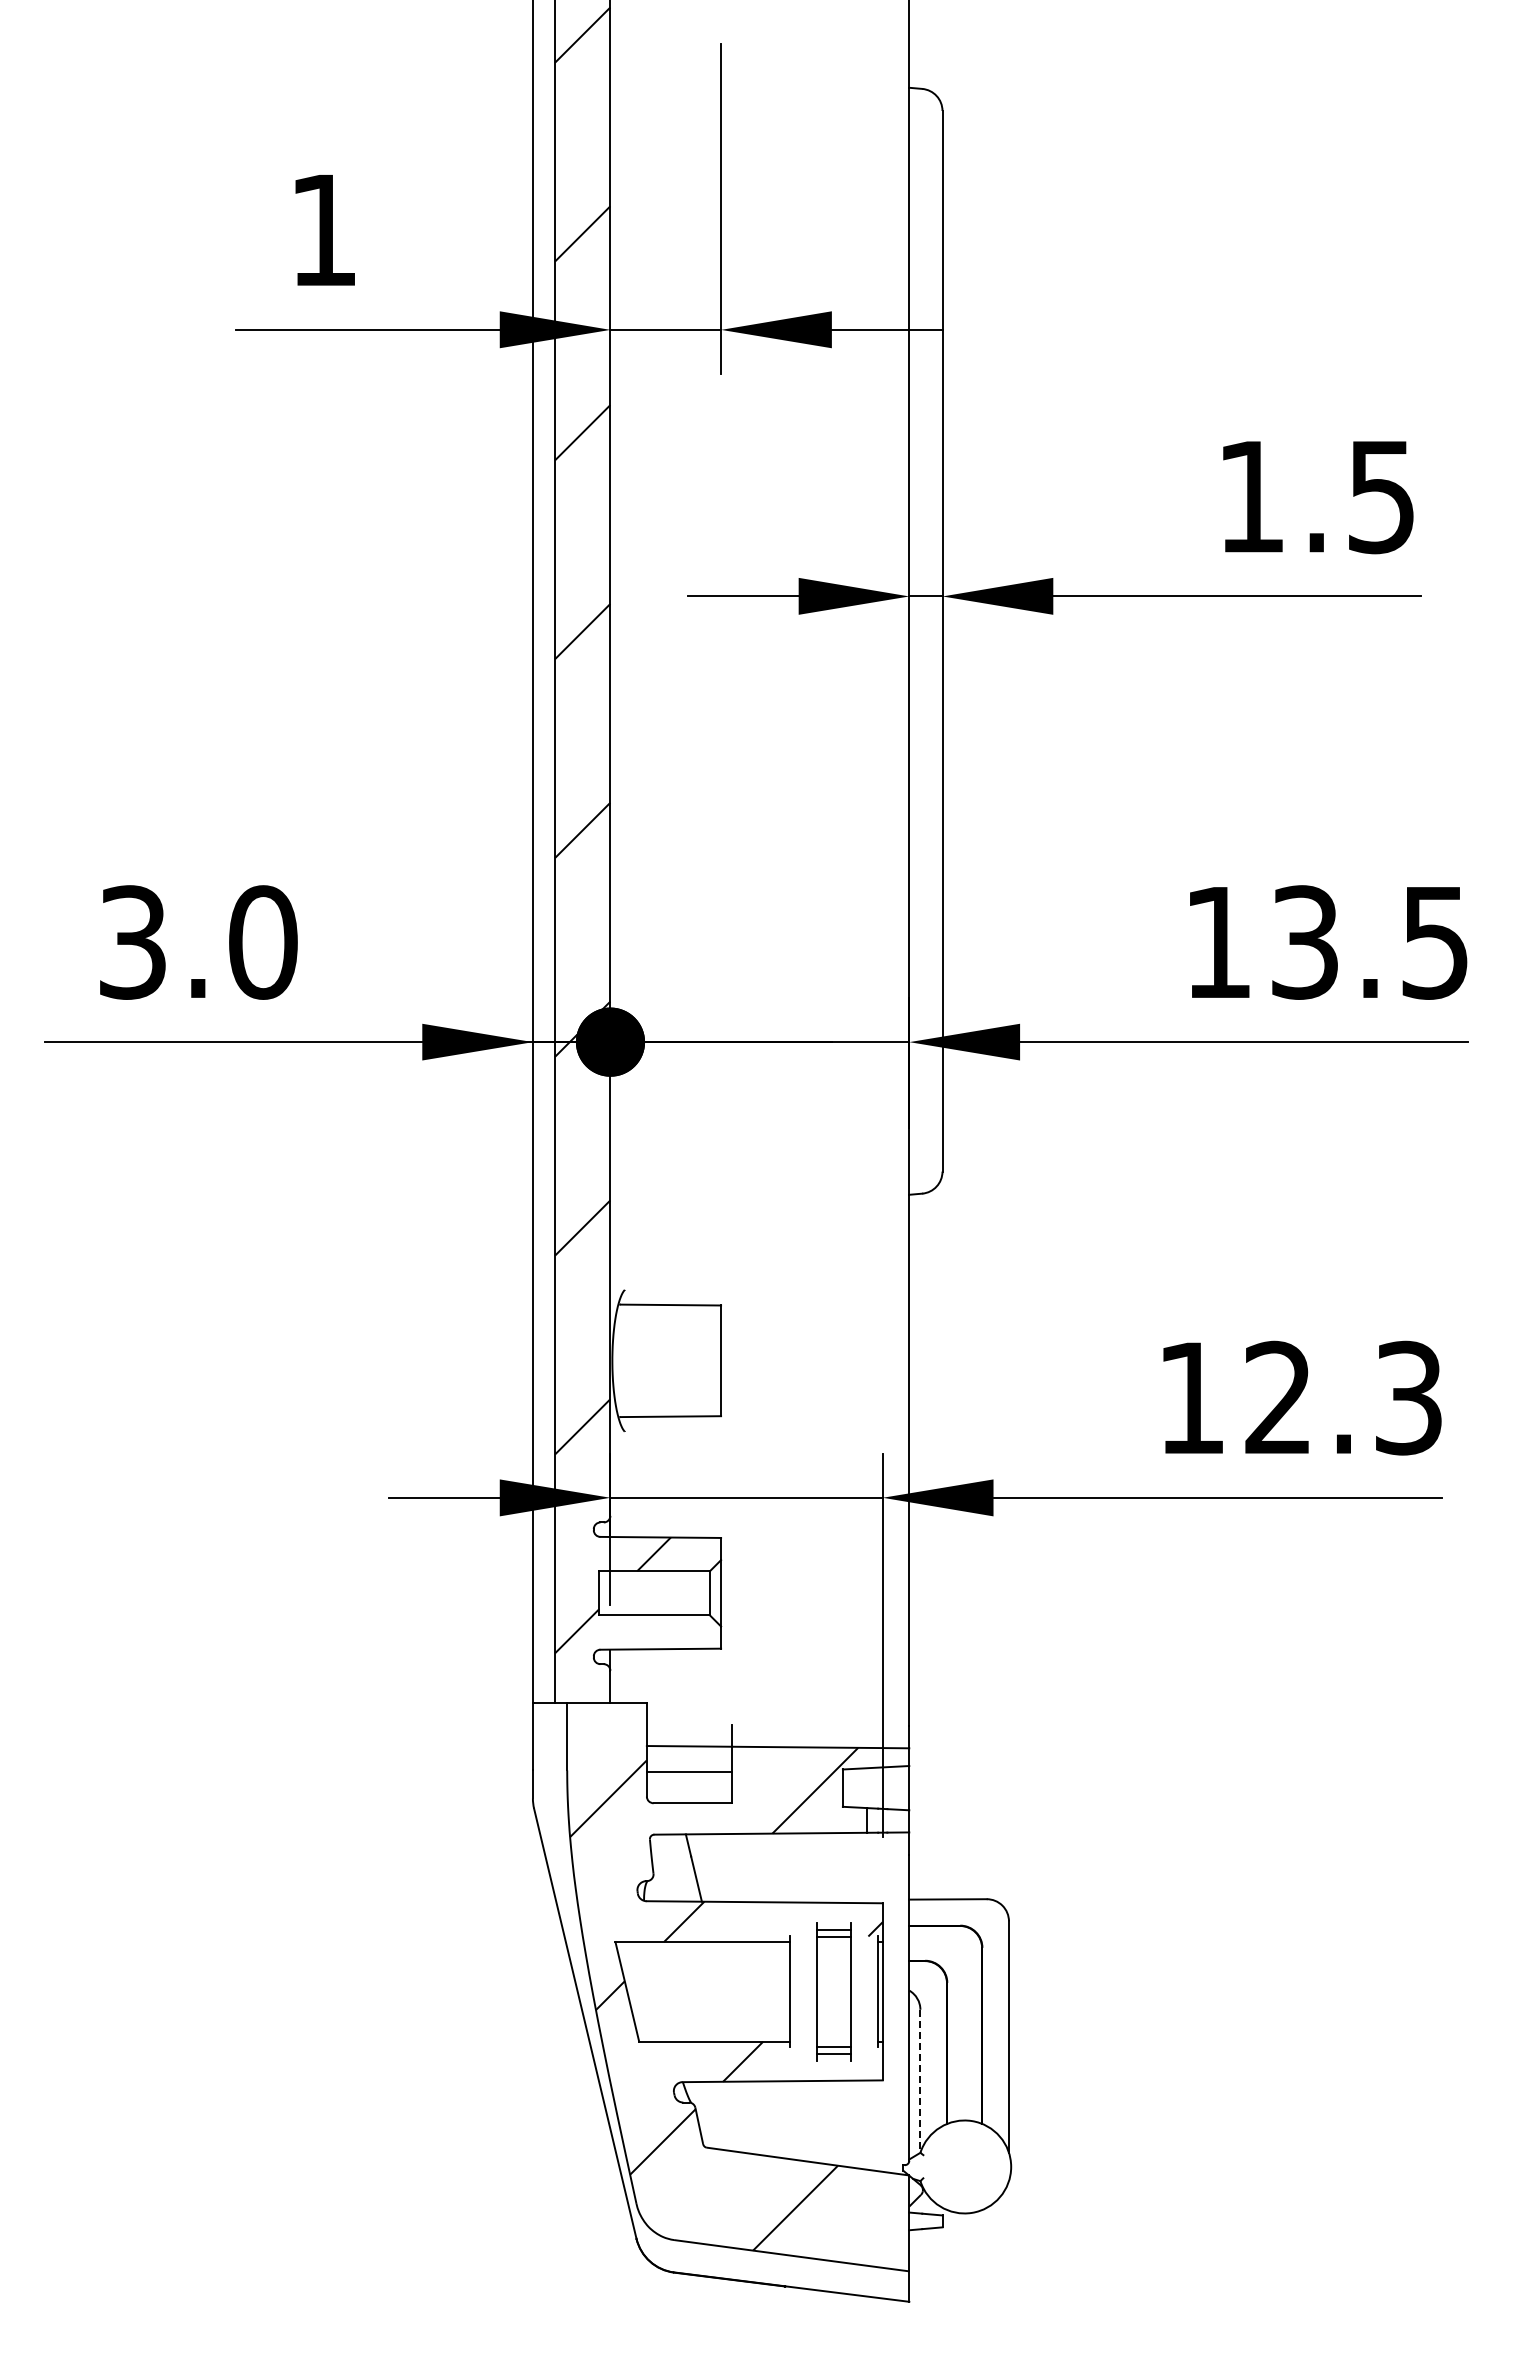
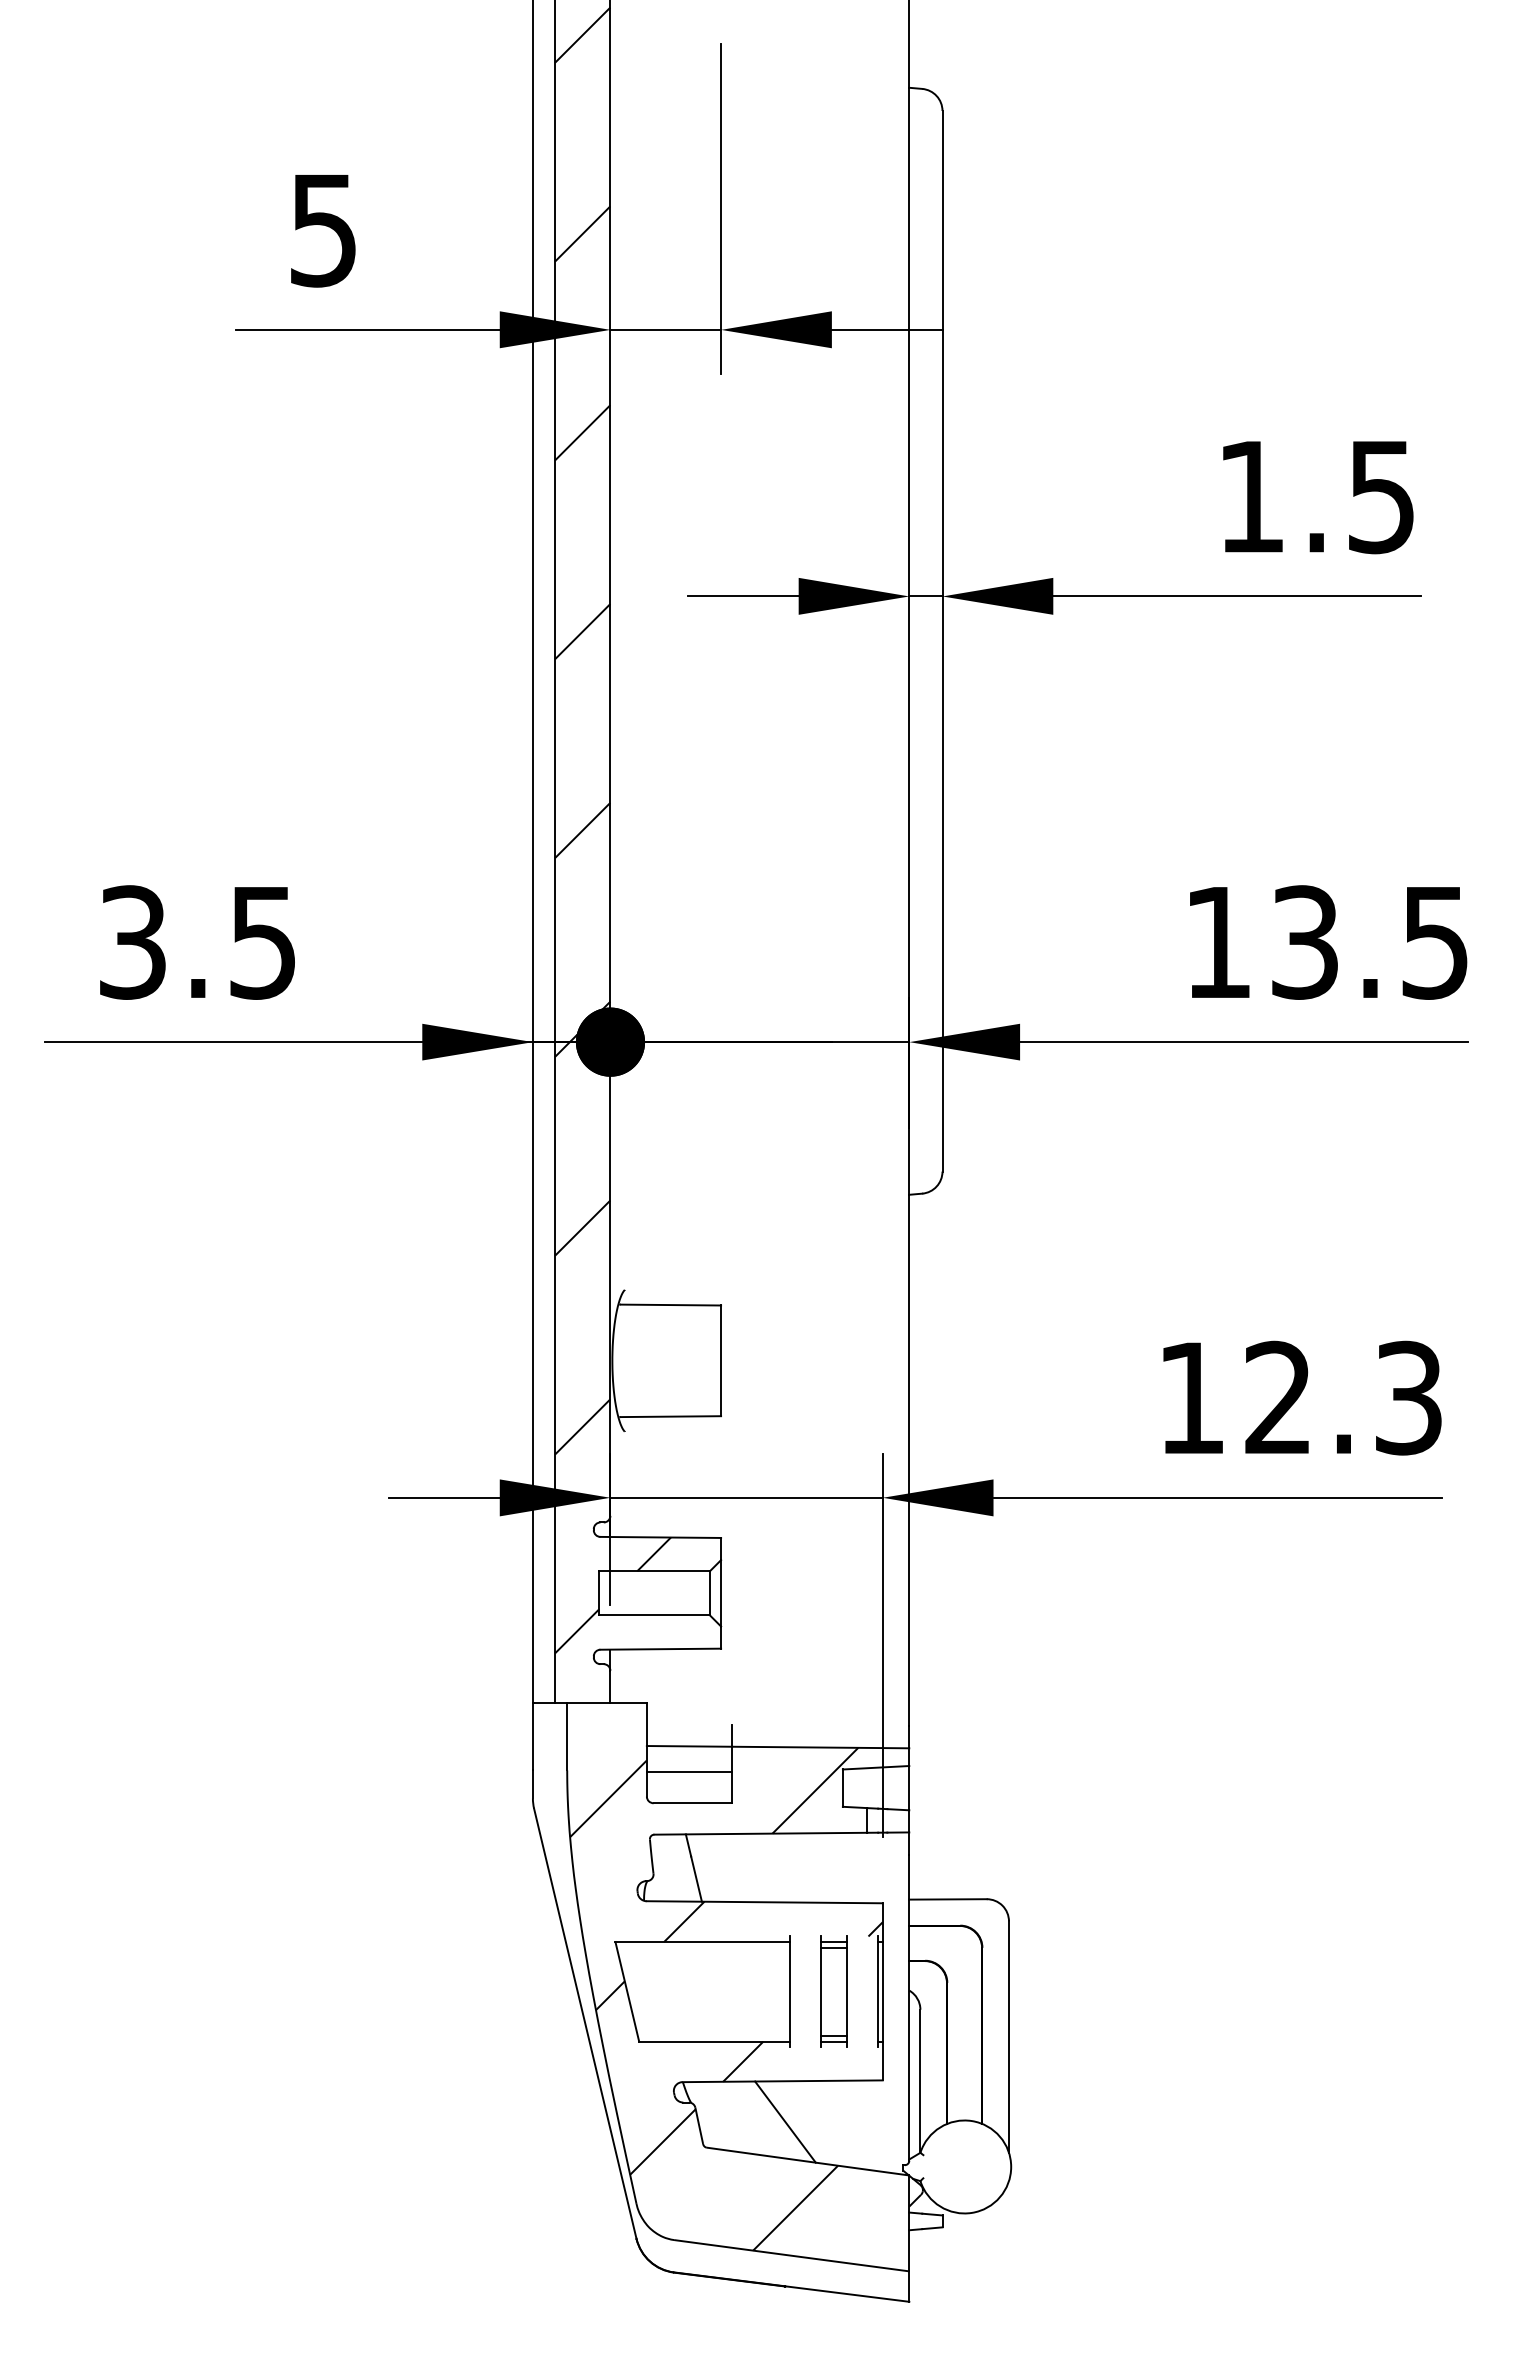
text: 1 -> 5 (323, 231)
text: 3.0 -> 3.5 (263, 942)
part size: 36x140 px -> 28x113 px (833, 1991)
line: dashed -> solid (920, 2081)
line: none -> present (785, 2121)
